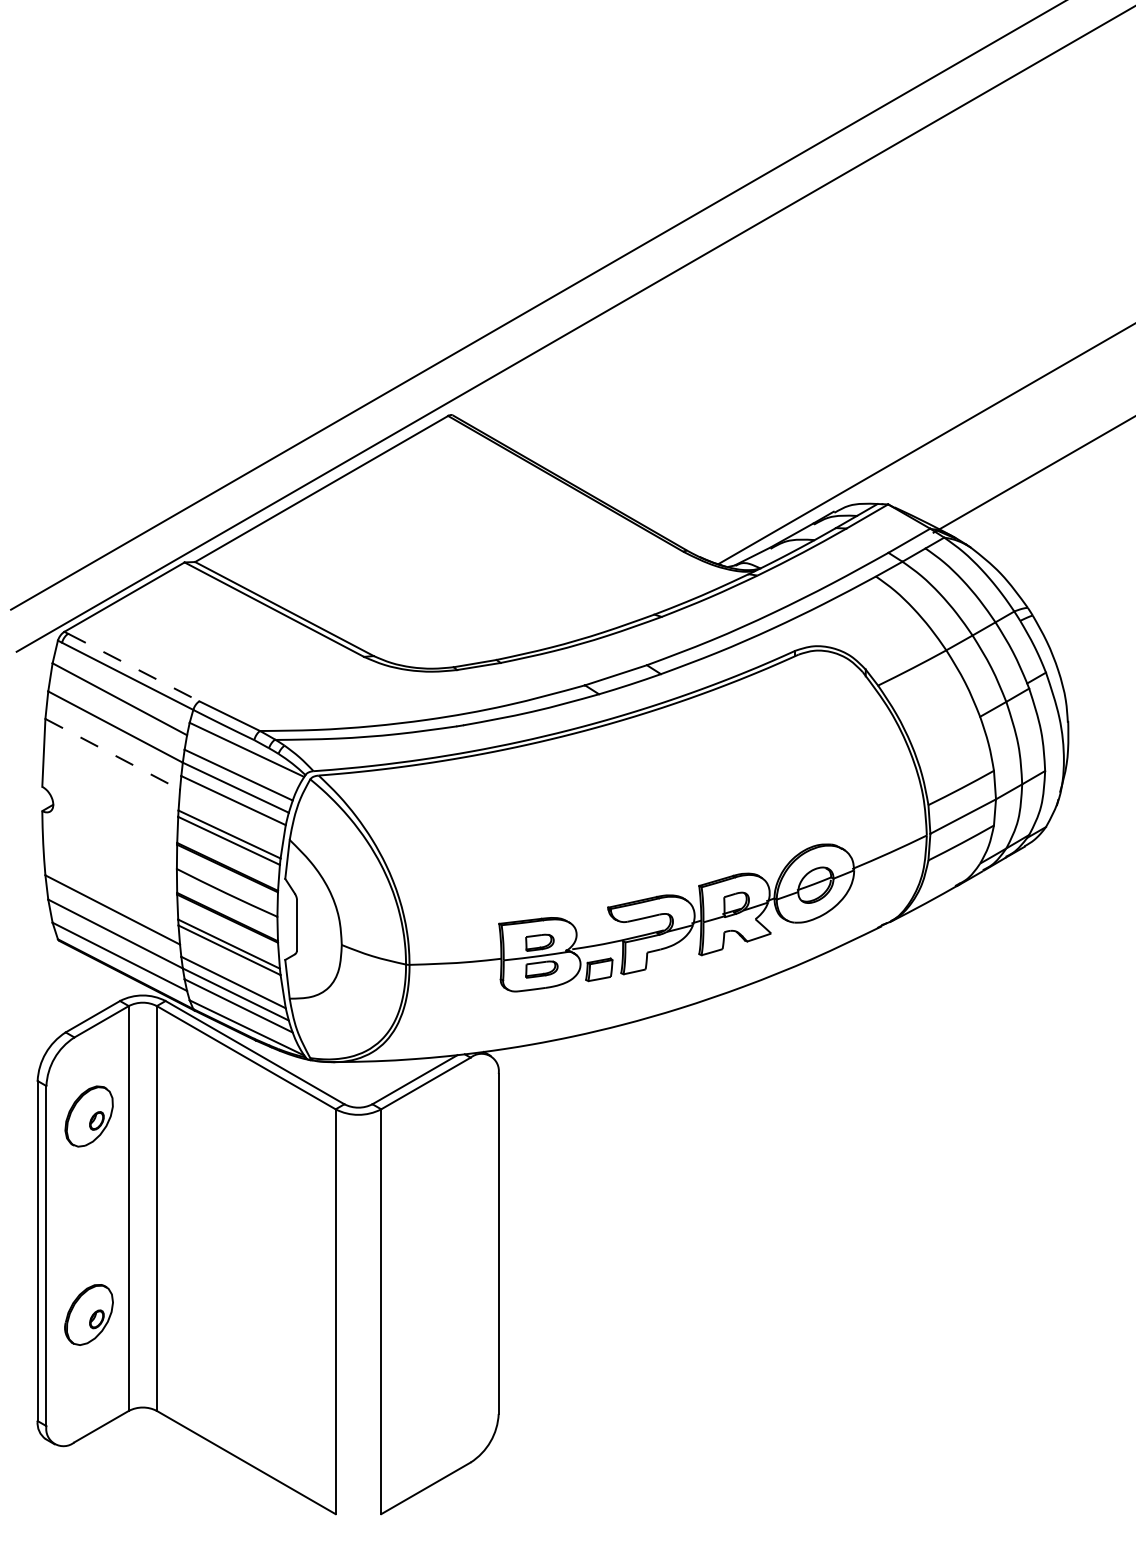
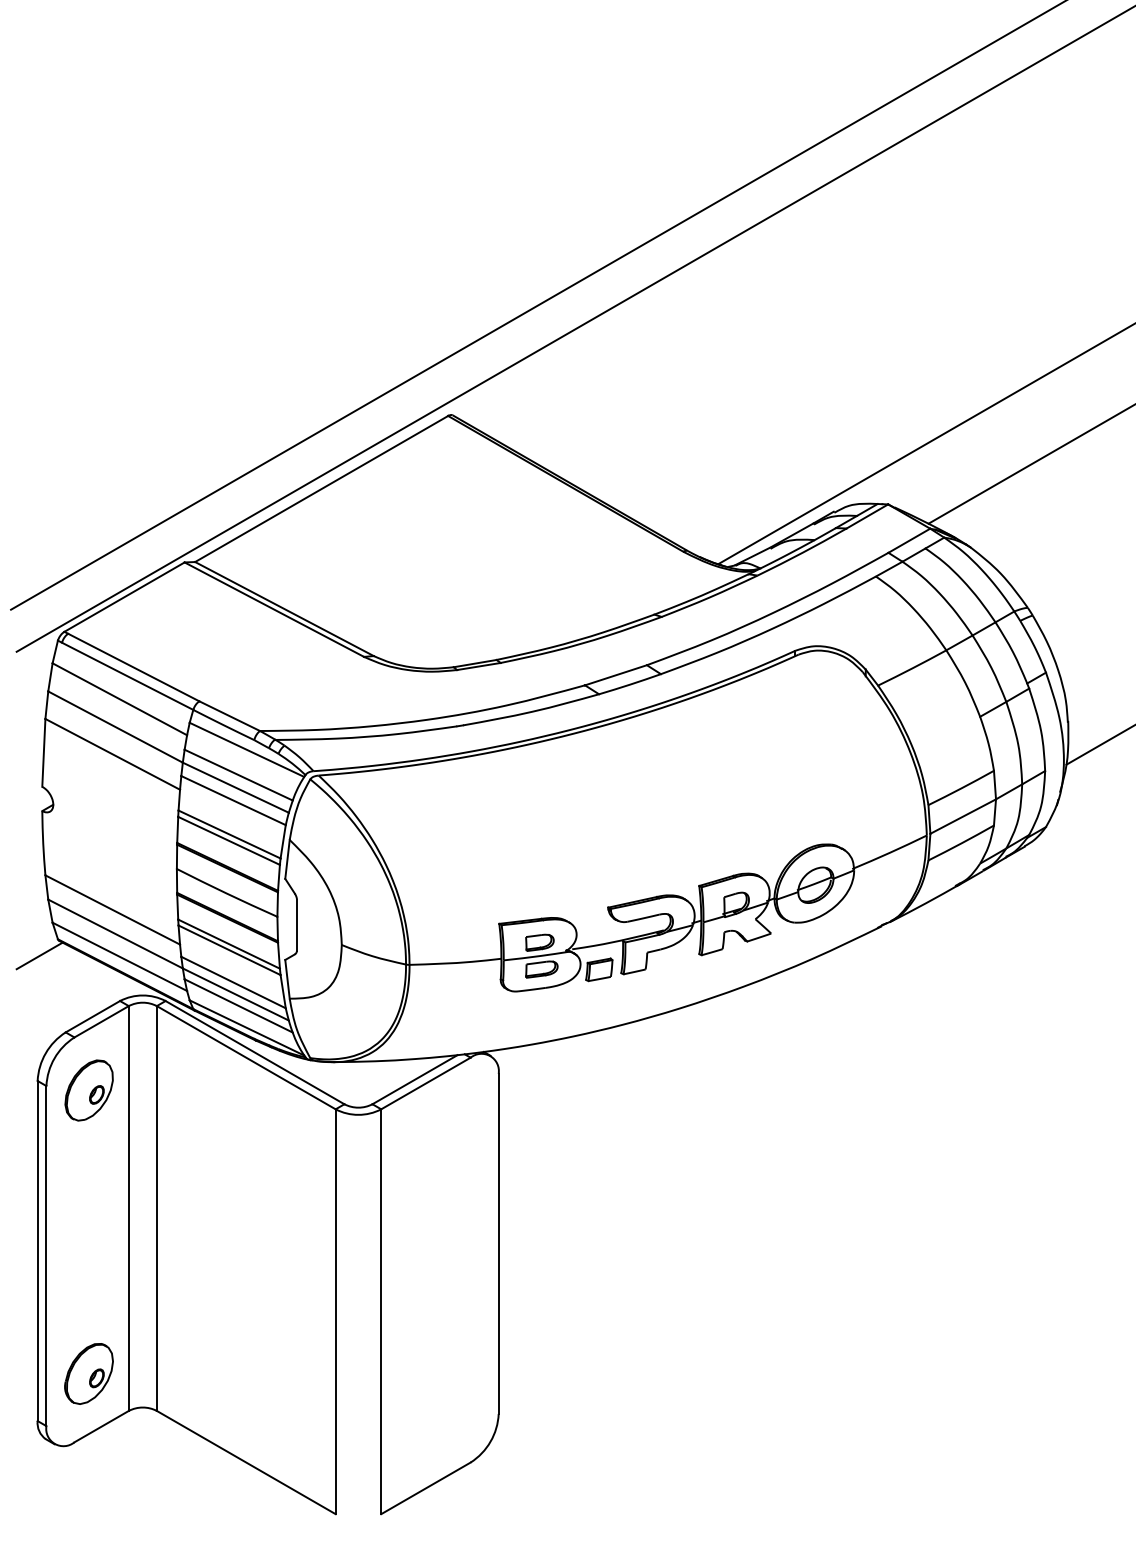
line position: (1032, 474) -> (1030, 464) (1030, 464)
line: dashed -> solid (133, 667)
line: none -> present (1099, 745)
line: dashed -> solid (113, 754)
line: none -> present (39, 955)
part position: (88, 1116) -> (88, 1090) (88, 1090)
part position: (88, 1314) -> (88, 1373) (88, 1373)
